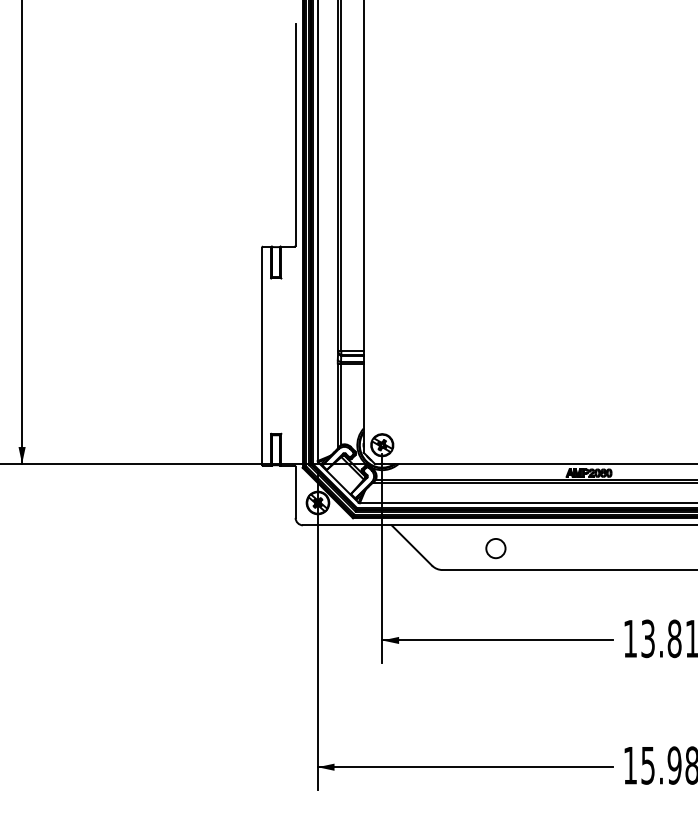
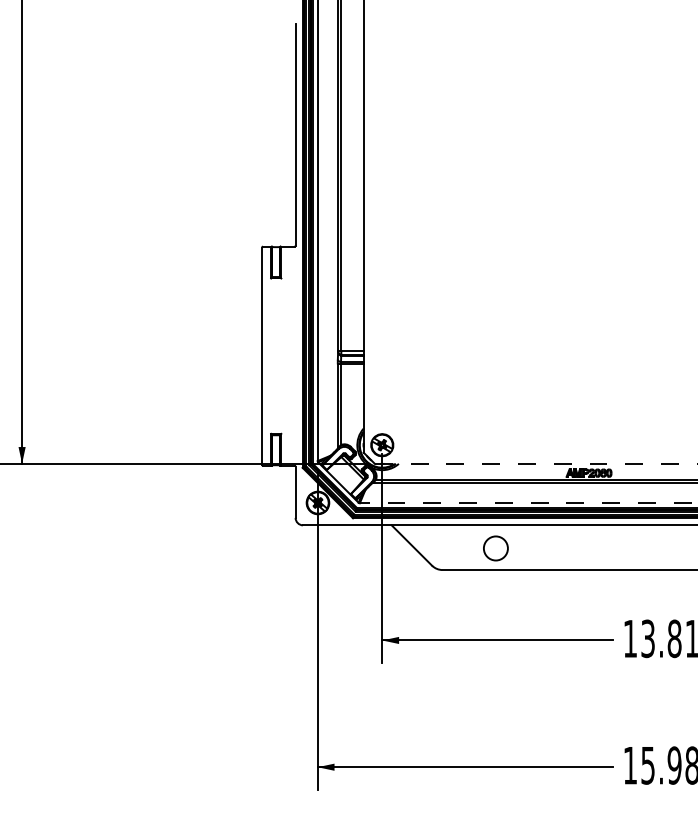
line: solid -> dashed (536, 463)
line: solid -> dashed (528, 503)
circle size: 22x22 px -> 26x27 px (495, 548)
